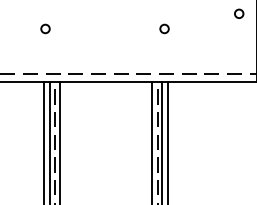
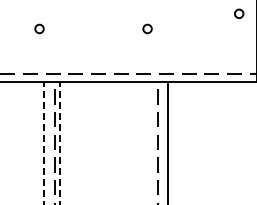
circle position: (45, 28) -> (39, 28) (39, 28)
circle position: (164, 28) -> (147, 28) (147, 28)
line: present -> none (49, 141)
line: present -> none (151, 141)
line: present -> none (162, 141)
line: solid -> dashed (43, 142)
line: solid -> dashed (60, 142)
